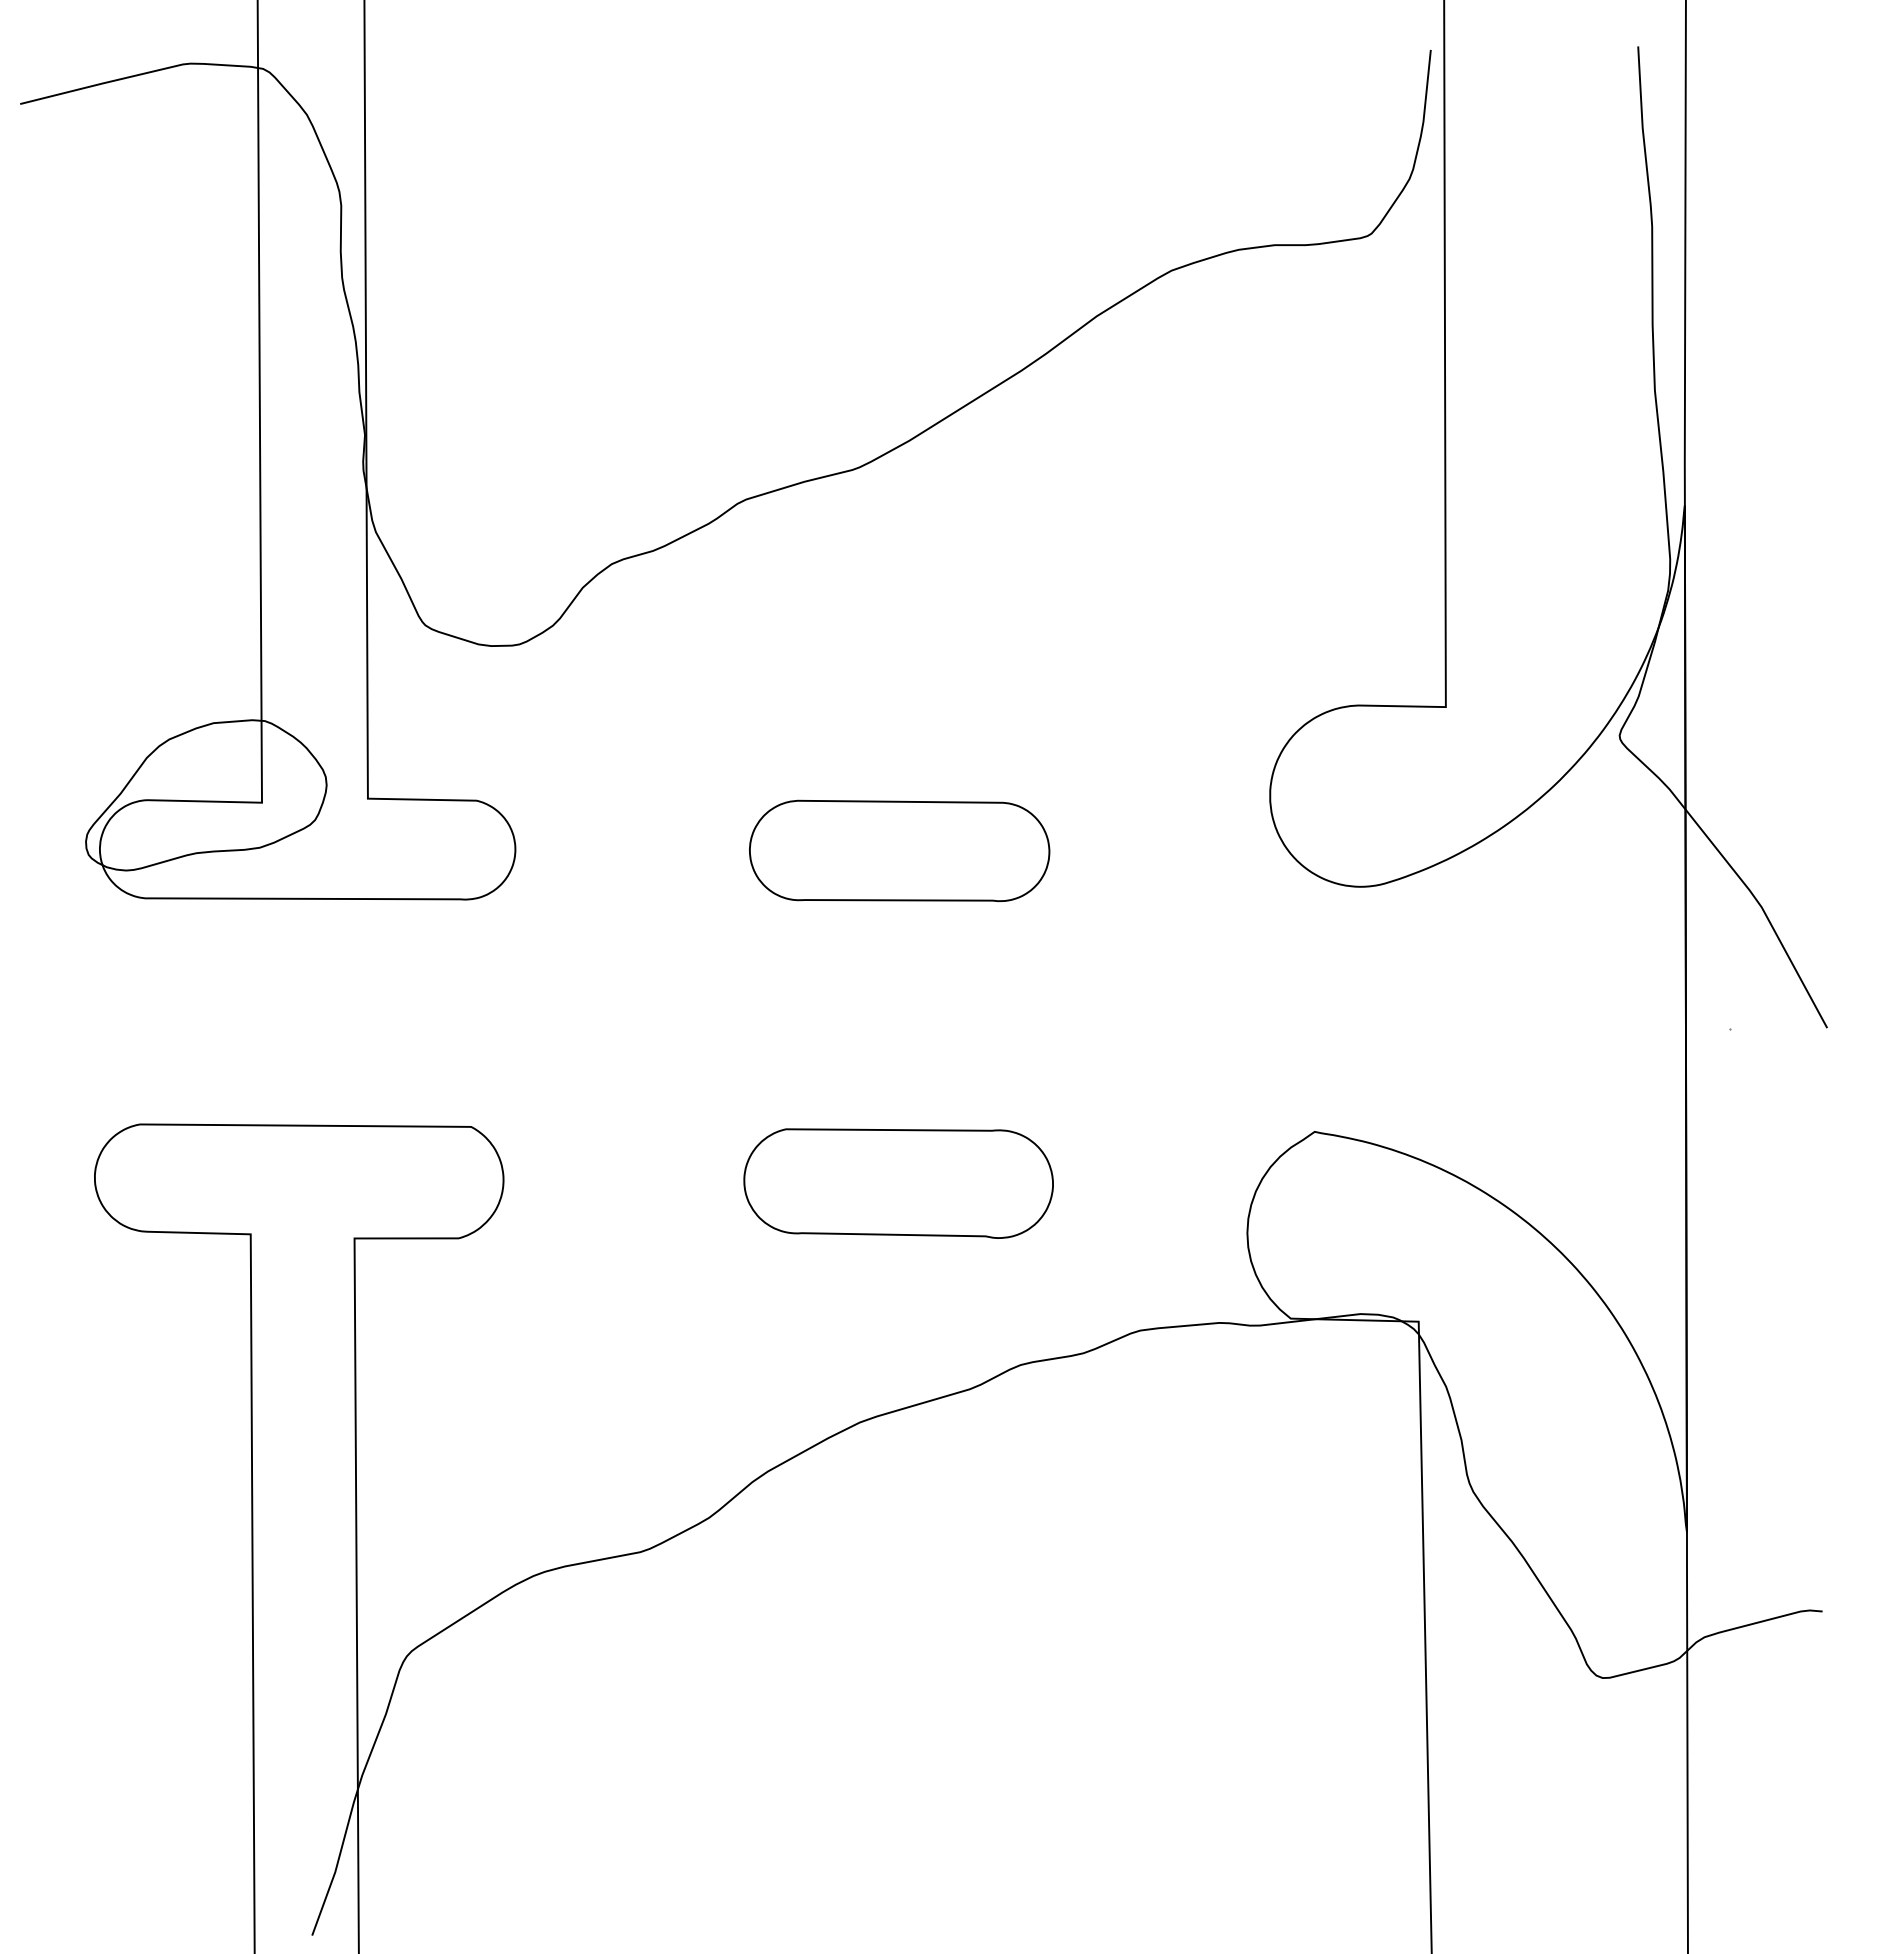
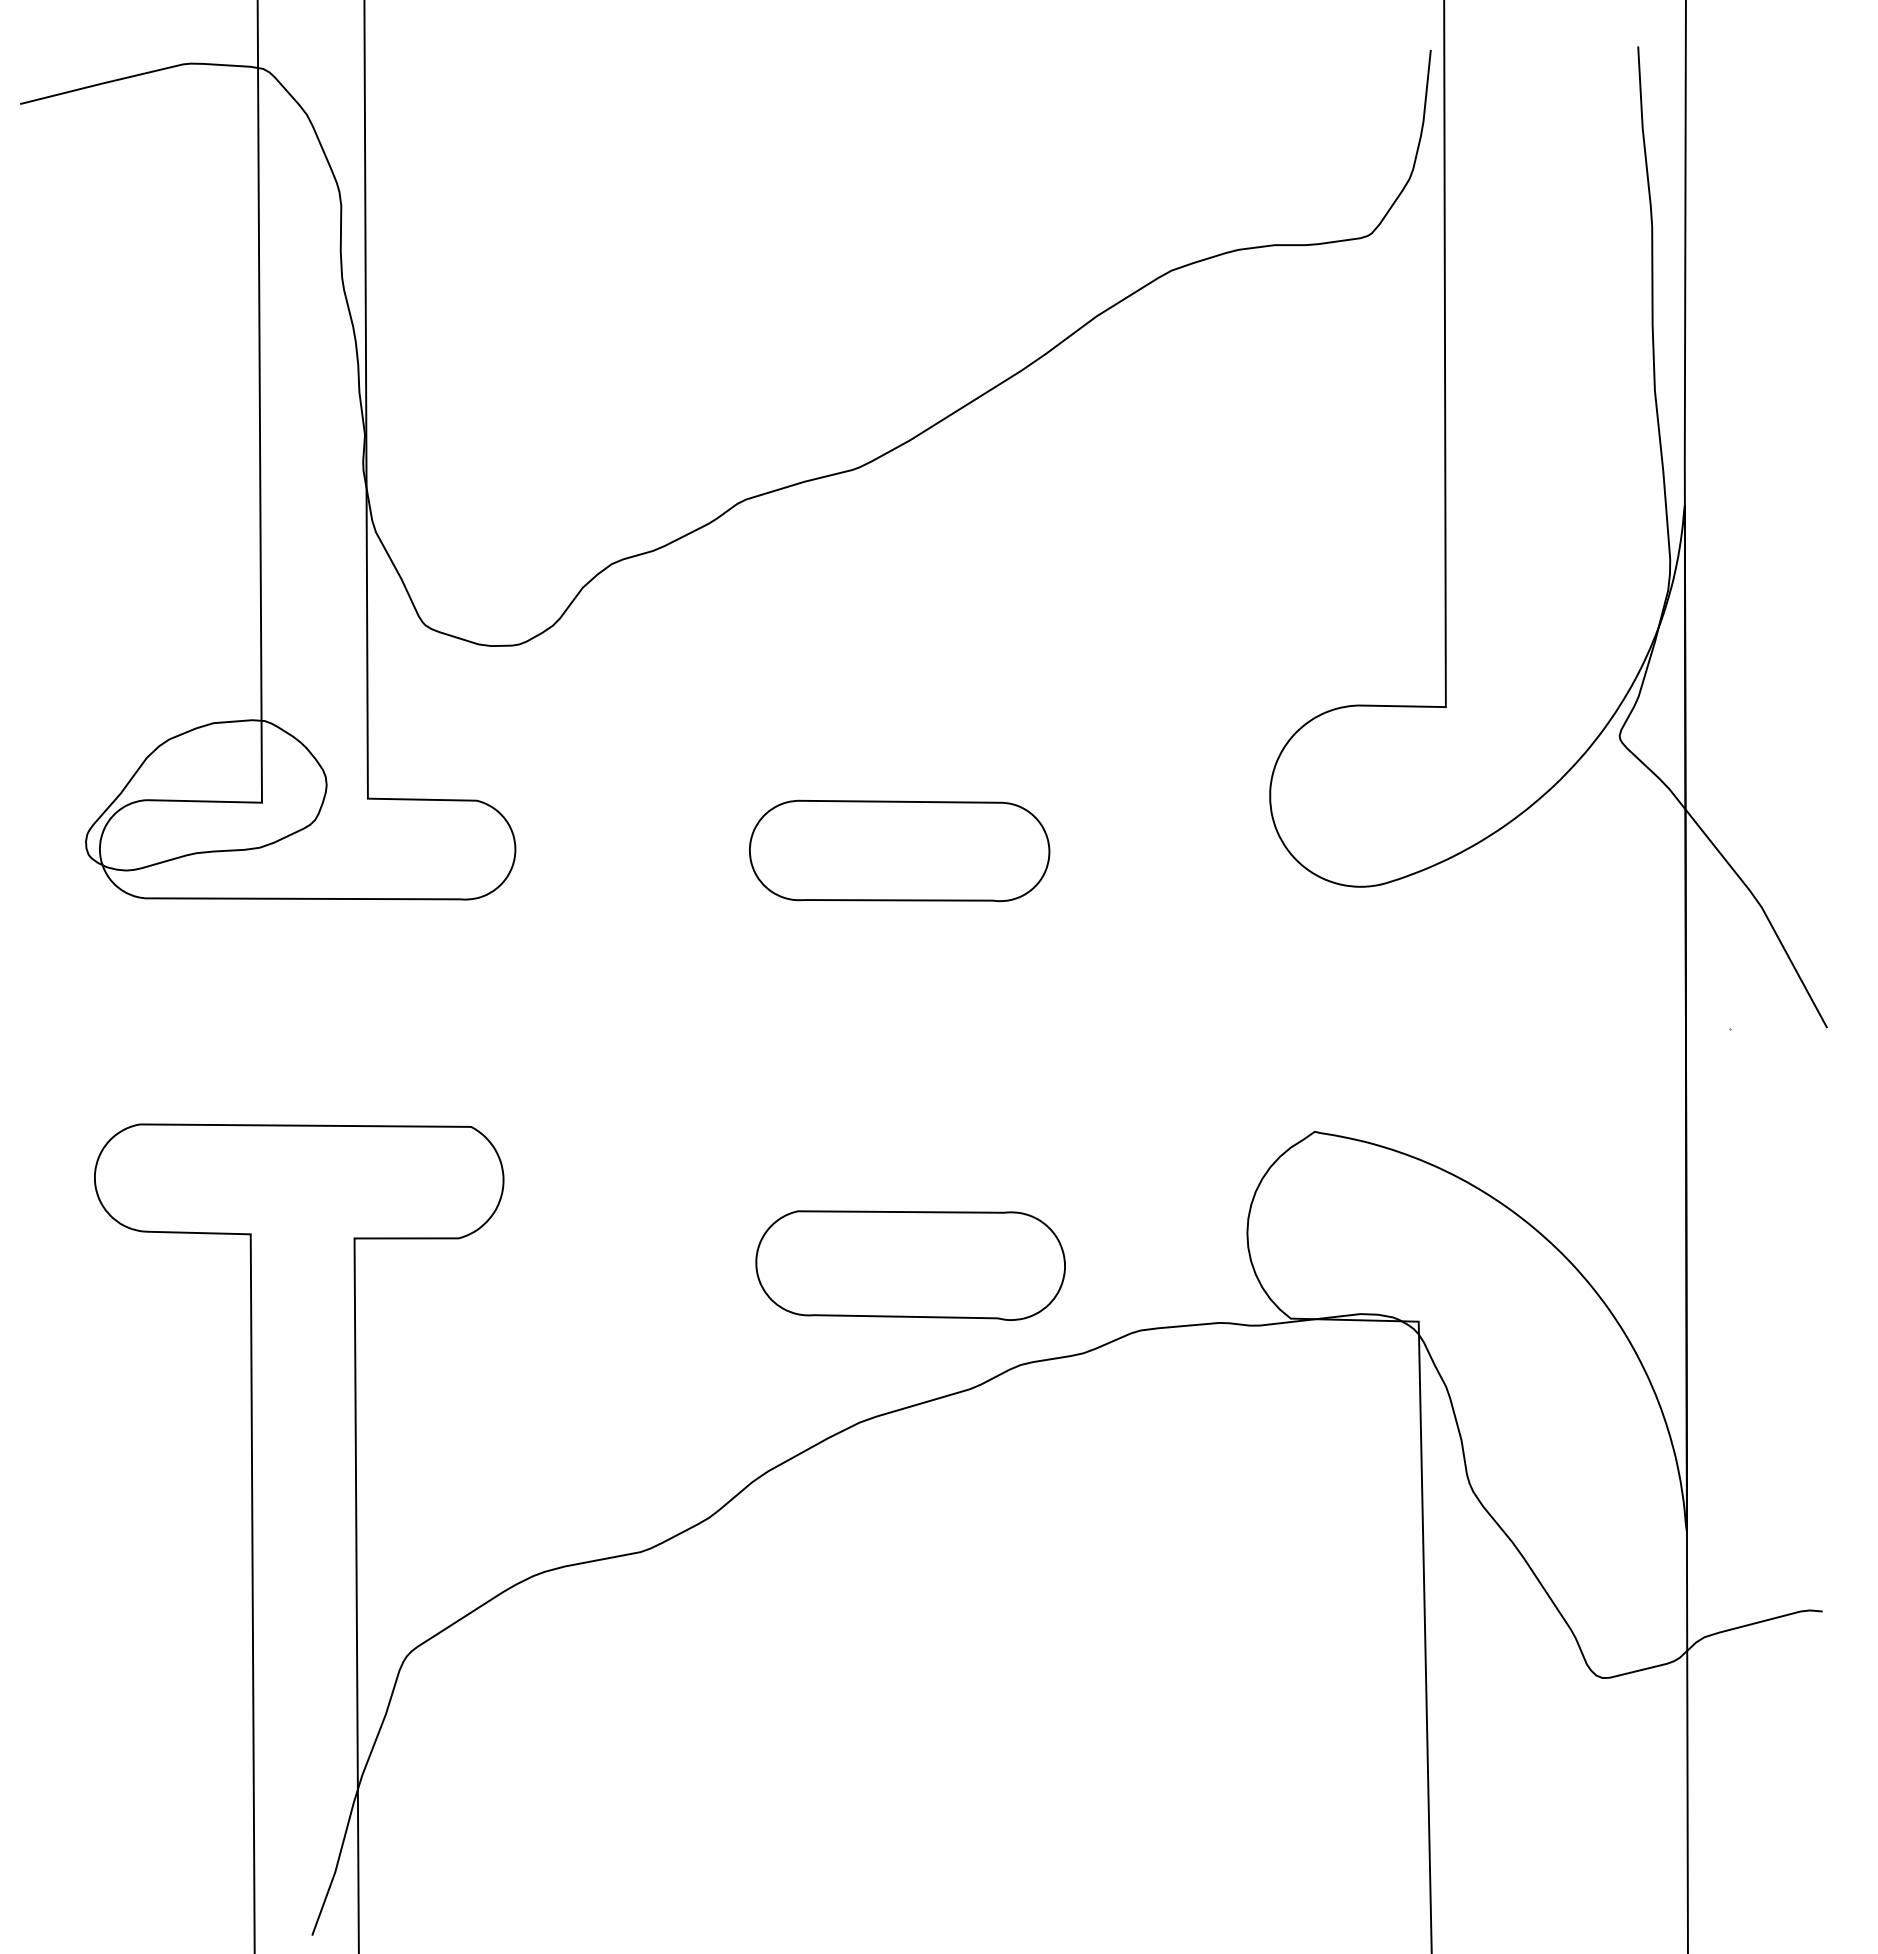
part position: (898, 1183) -> (910, 1265) (910, 1265)
